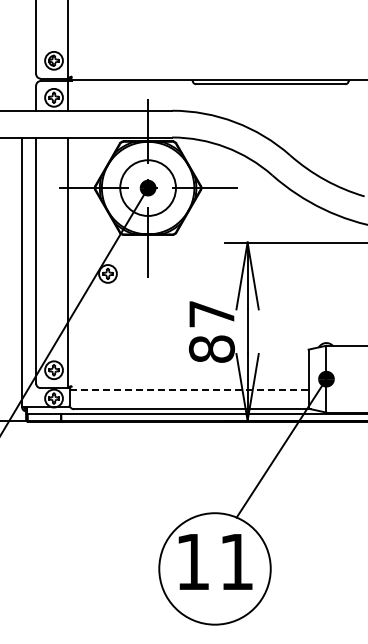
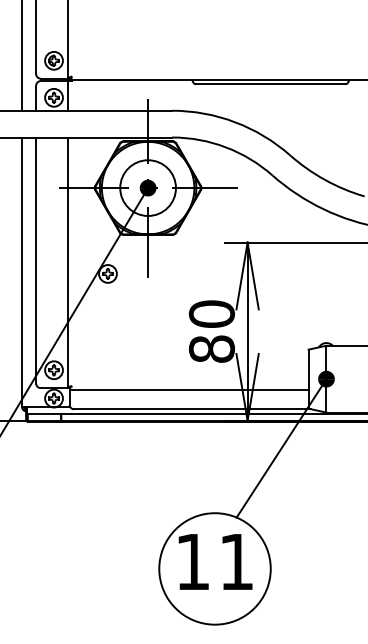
line: none -> present (22, 56)
text: 87 -> 80 (211, 313)
line: dashed -> solid (189, 389)
